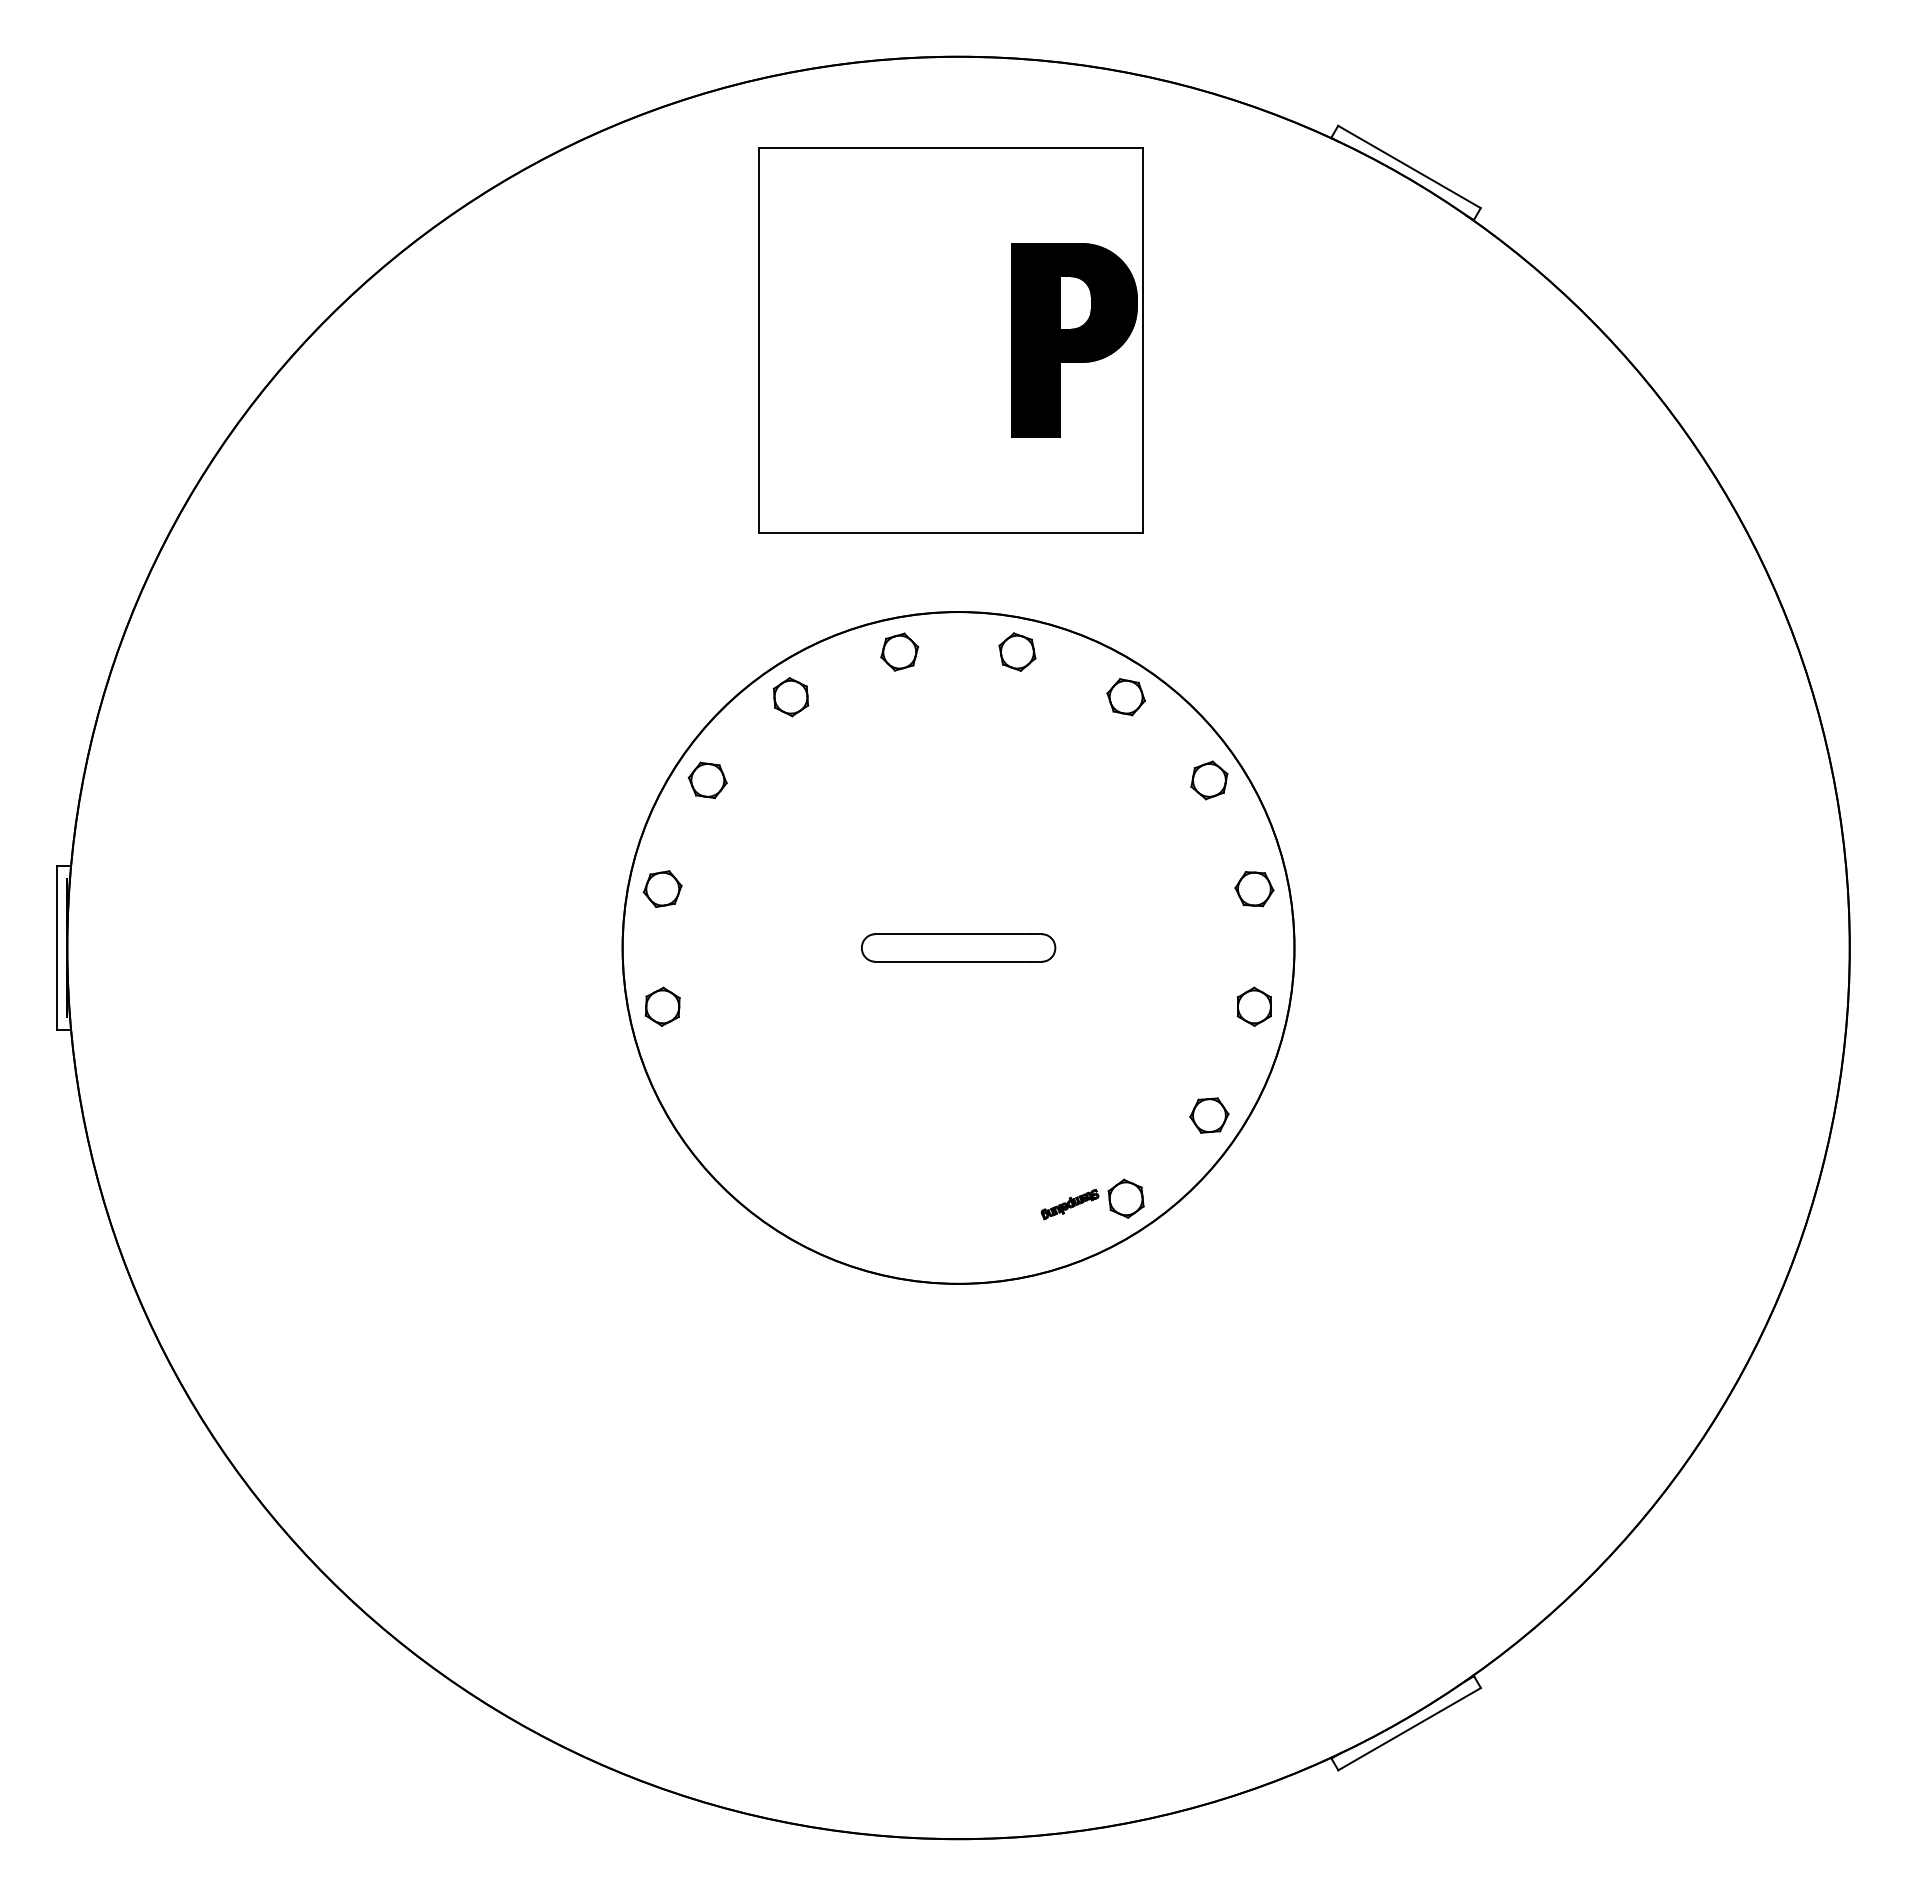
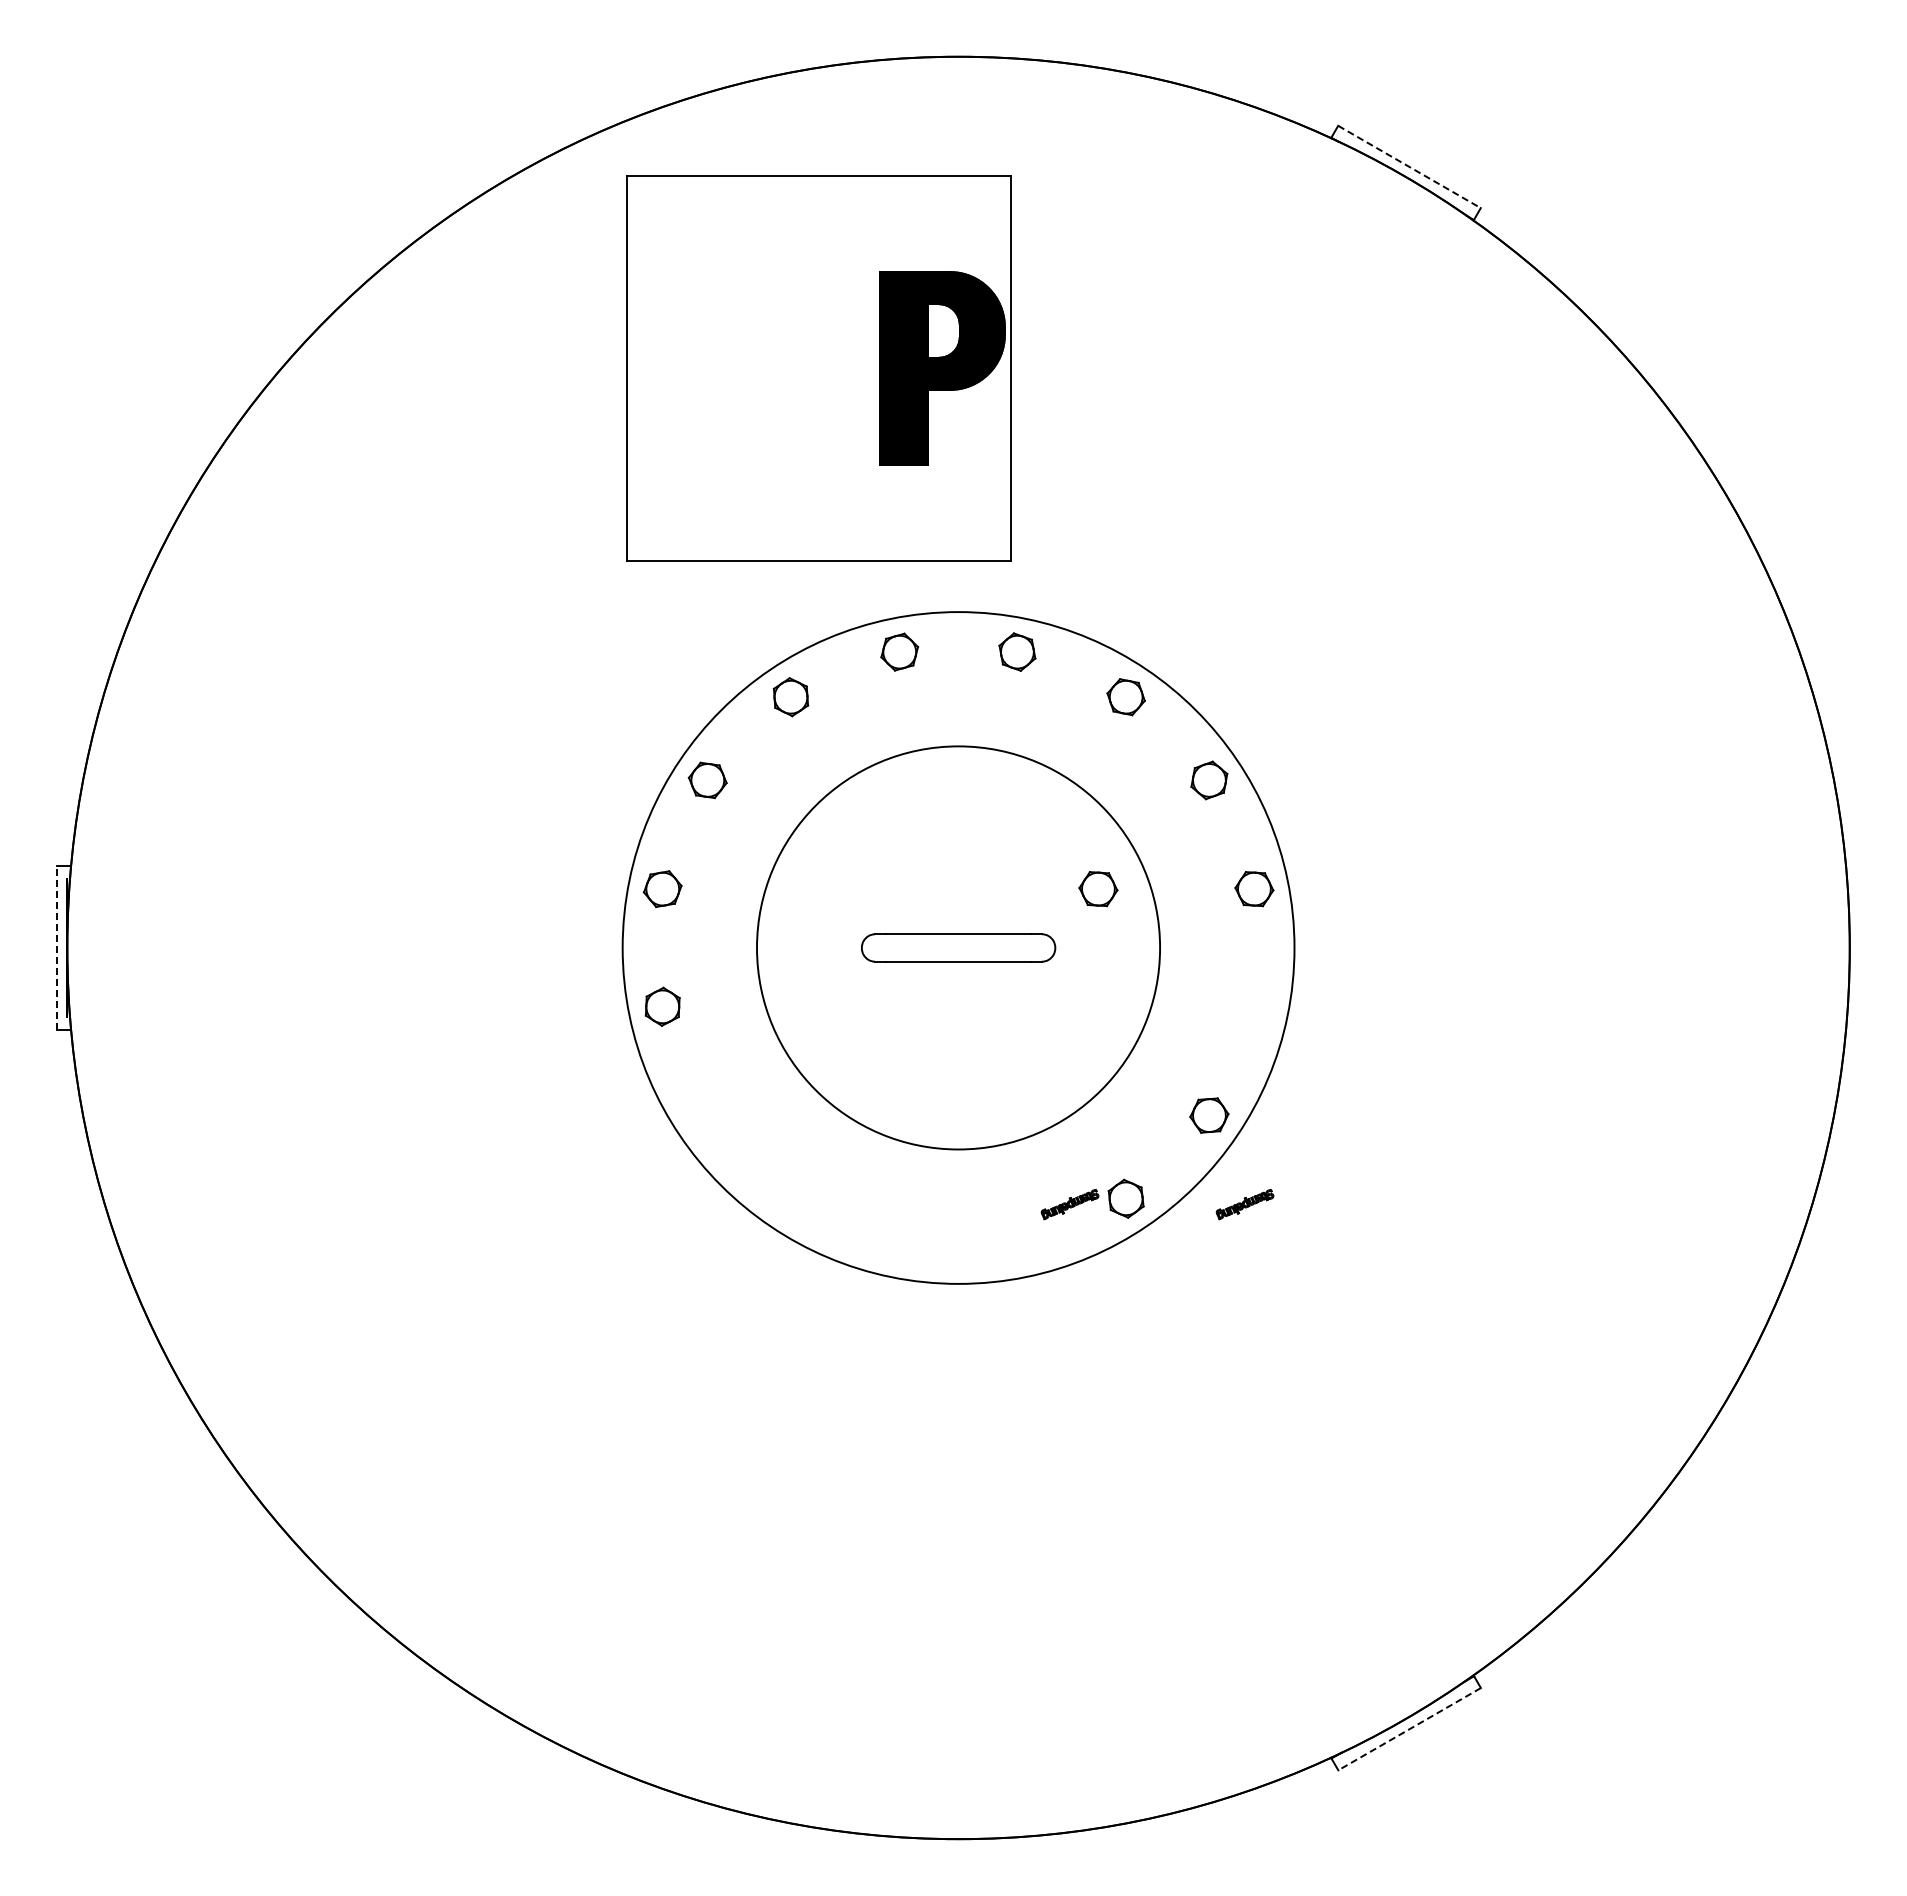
line: solid -> dashed (1409, 167)
part position: (950, 340) -> (818, 368) (818, 368)
part: none -> present (1098, 889)
line: solid -> dashed (57, 947)
circle diameter: 672 px -> 403 px (958, 947)
part: present -> none (1253, 1006)
part: none -> present (1244, 1204)
line: solid -> dashed (1409, 1729)
